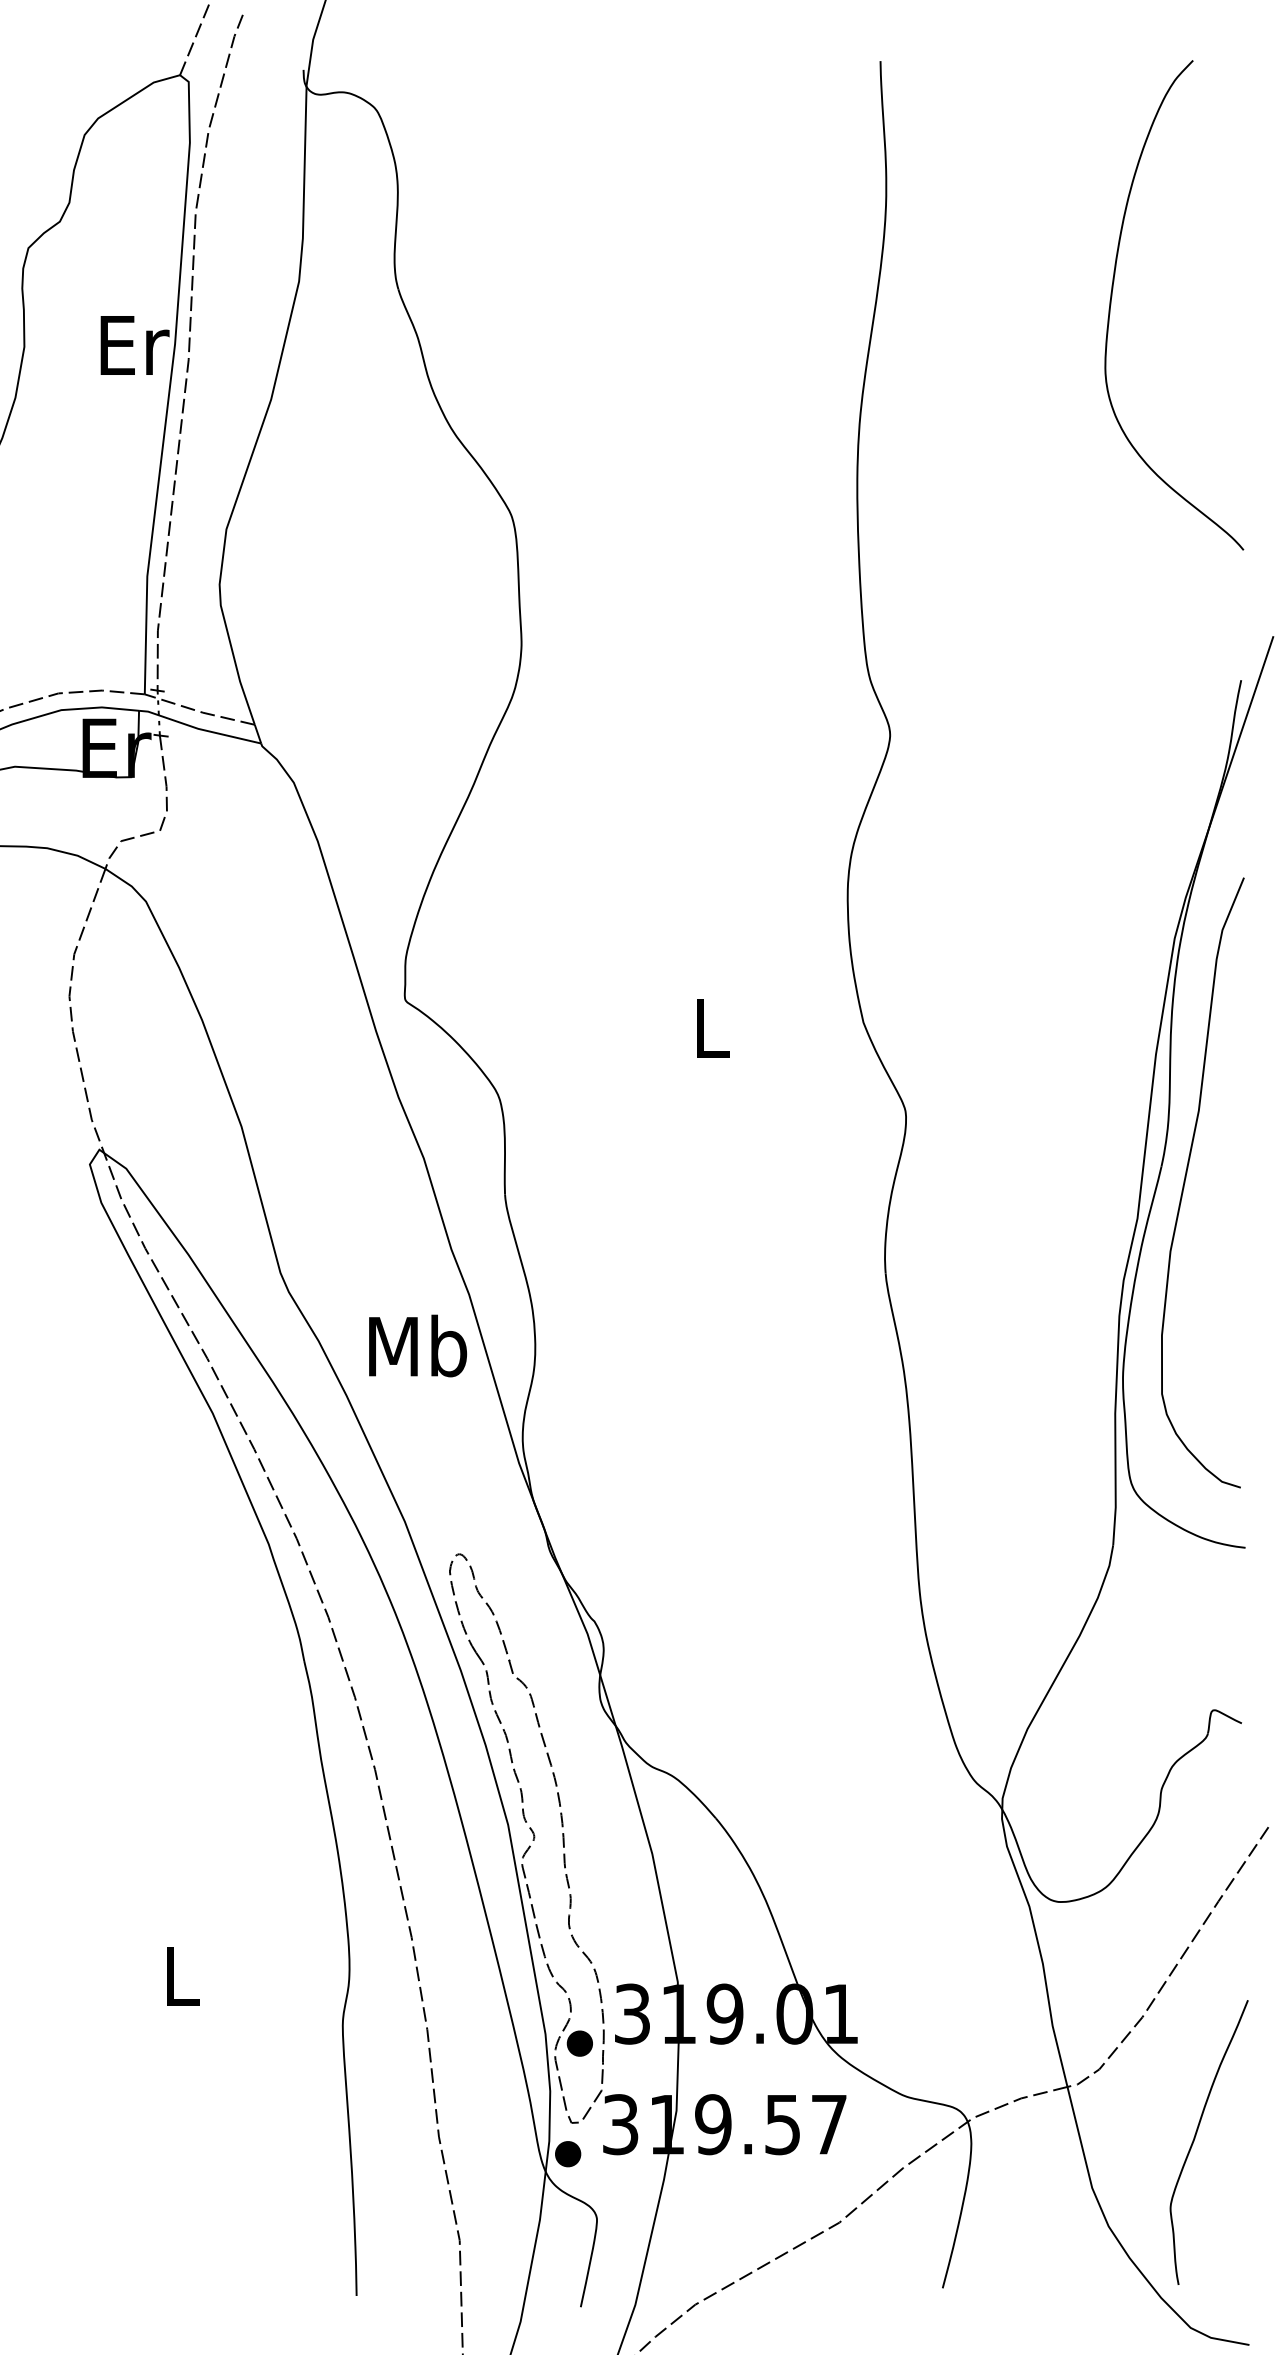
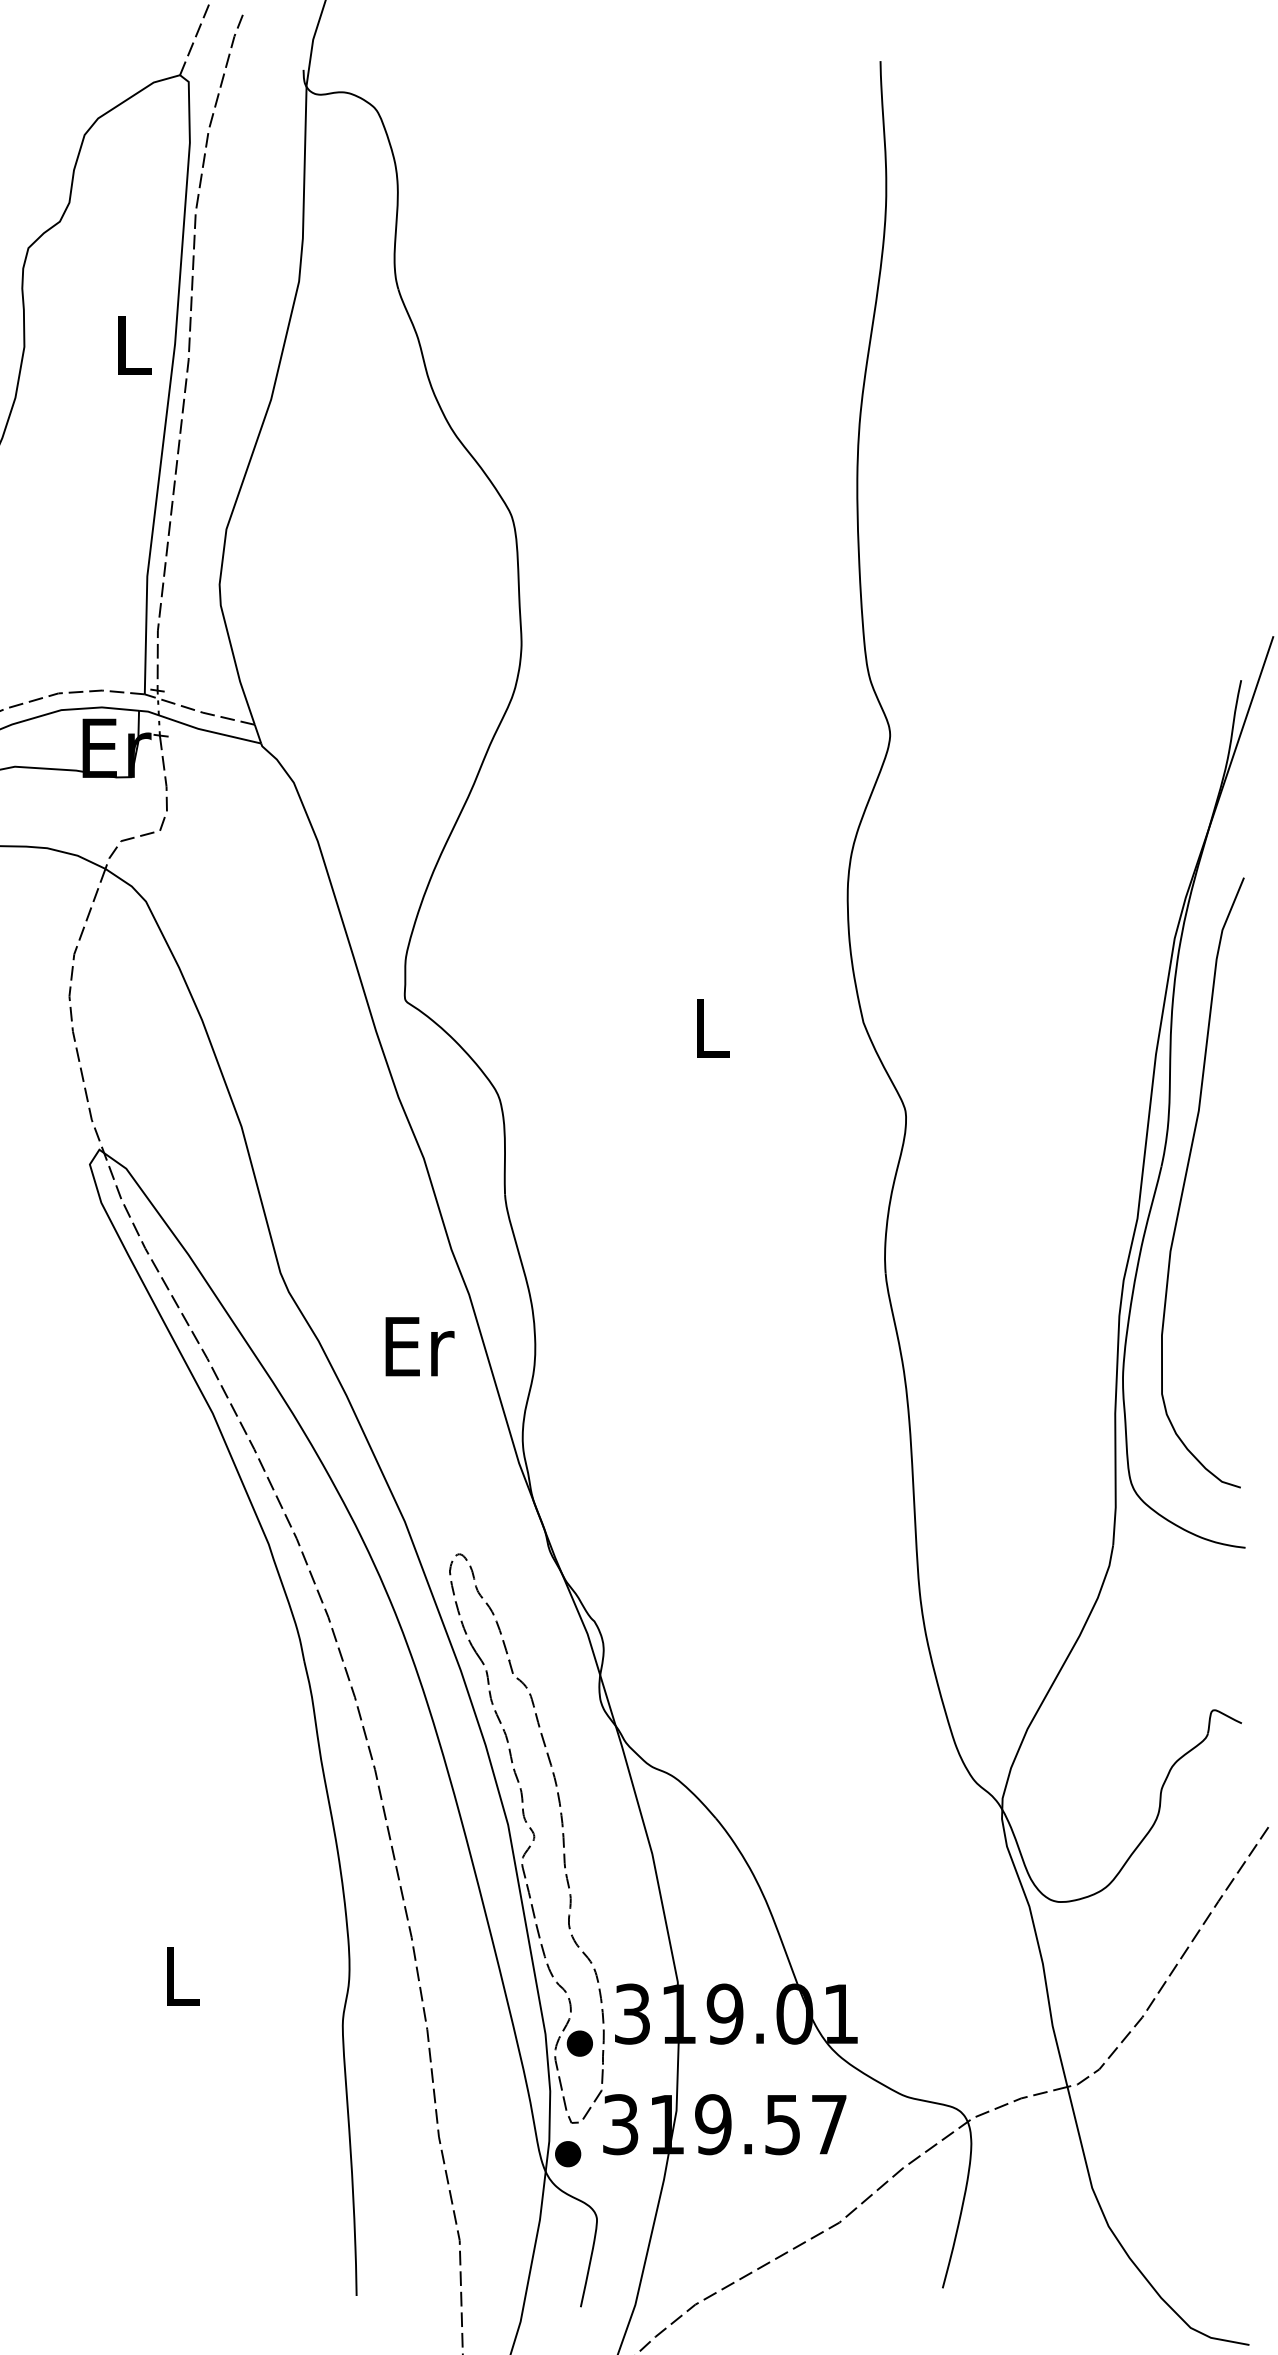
curve: present -> none (1112, 297)
text: Er -> L (134, 345)
text: Mb -> Er (418, 1345)
curve: present -> none (1195, 2138)
